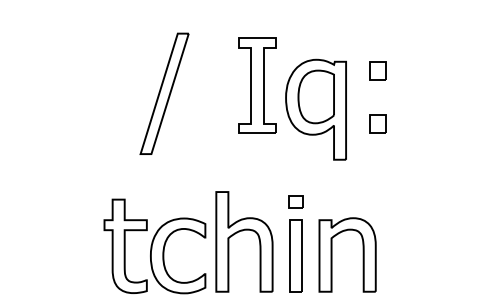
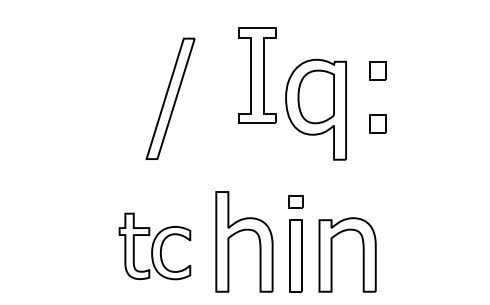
part position: (257, 85) -> (257, 75) (257, 75)
part position: (164, 93) -> (170, 98) (170, 98)
part size: 104x97 px -> 74x69 px (154, 246)
